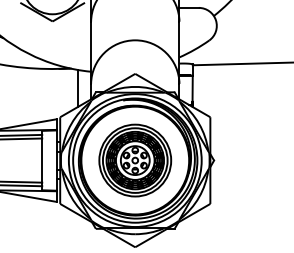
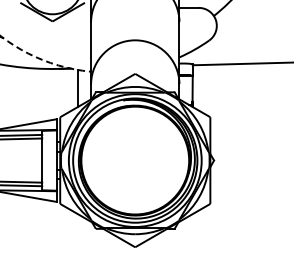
arc: solid -> dashed (42, 60)
part: present -> none (135, 160)
